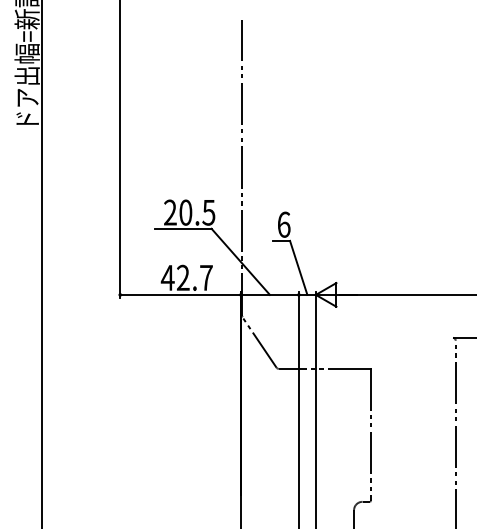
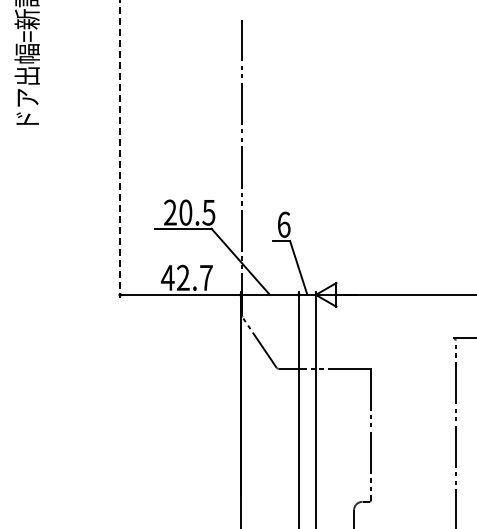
line: solid -> dashed (120, 148)
line: present -> none (42, 263)
